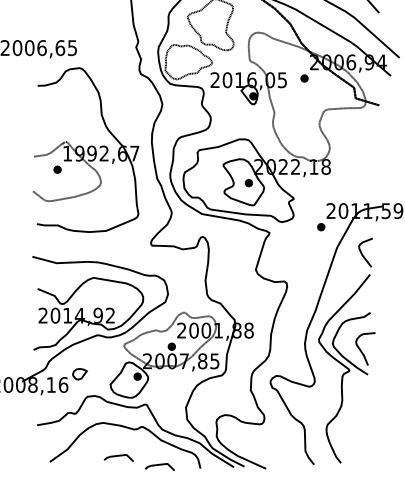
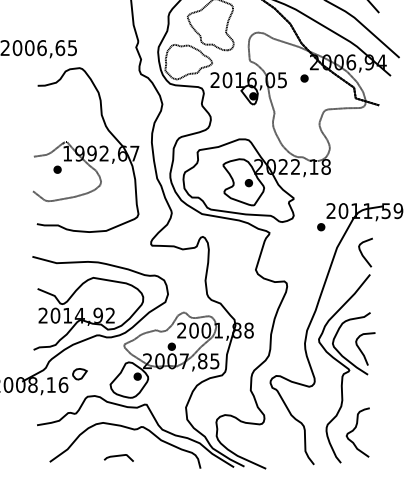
curve: none -> present (355, 429)
curve: present -> none (159, 465)
